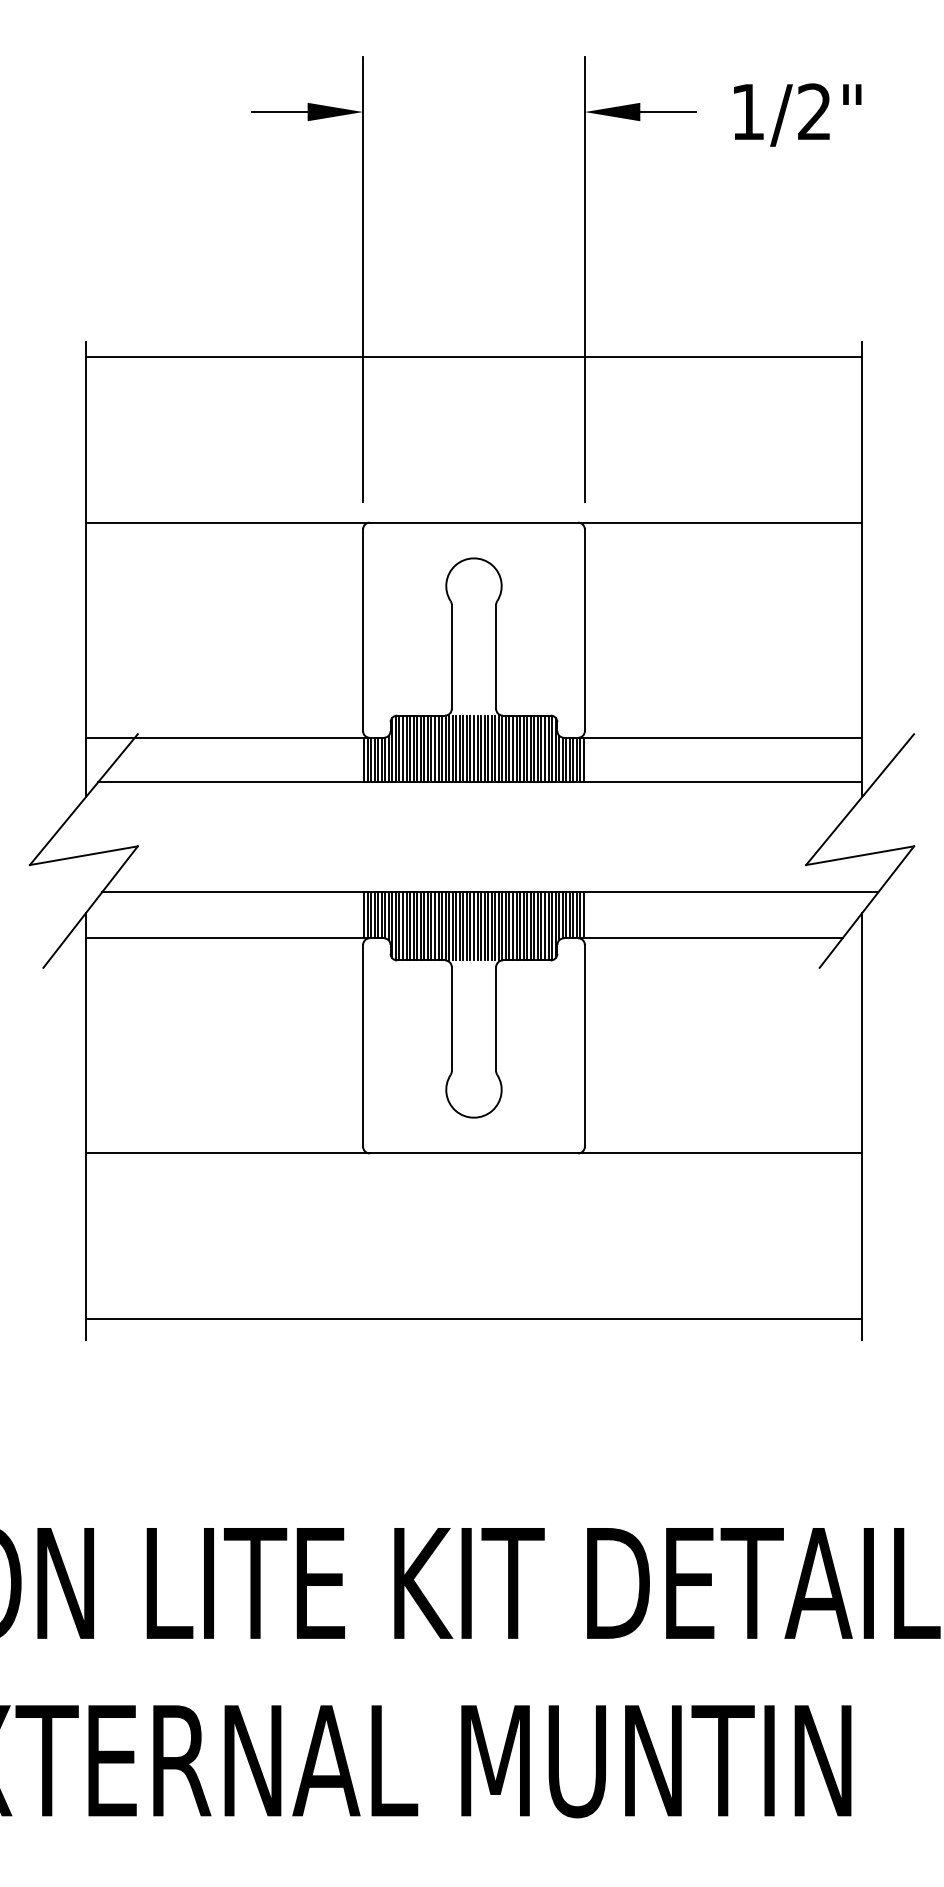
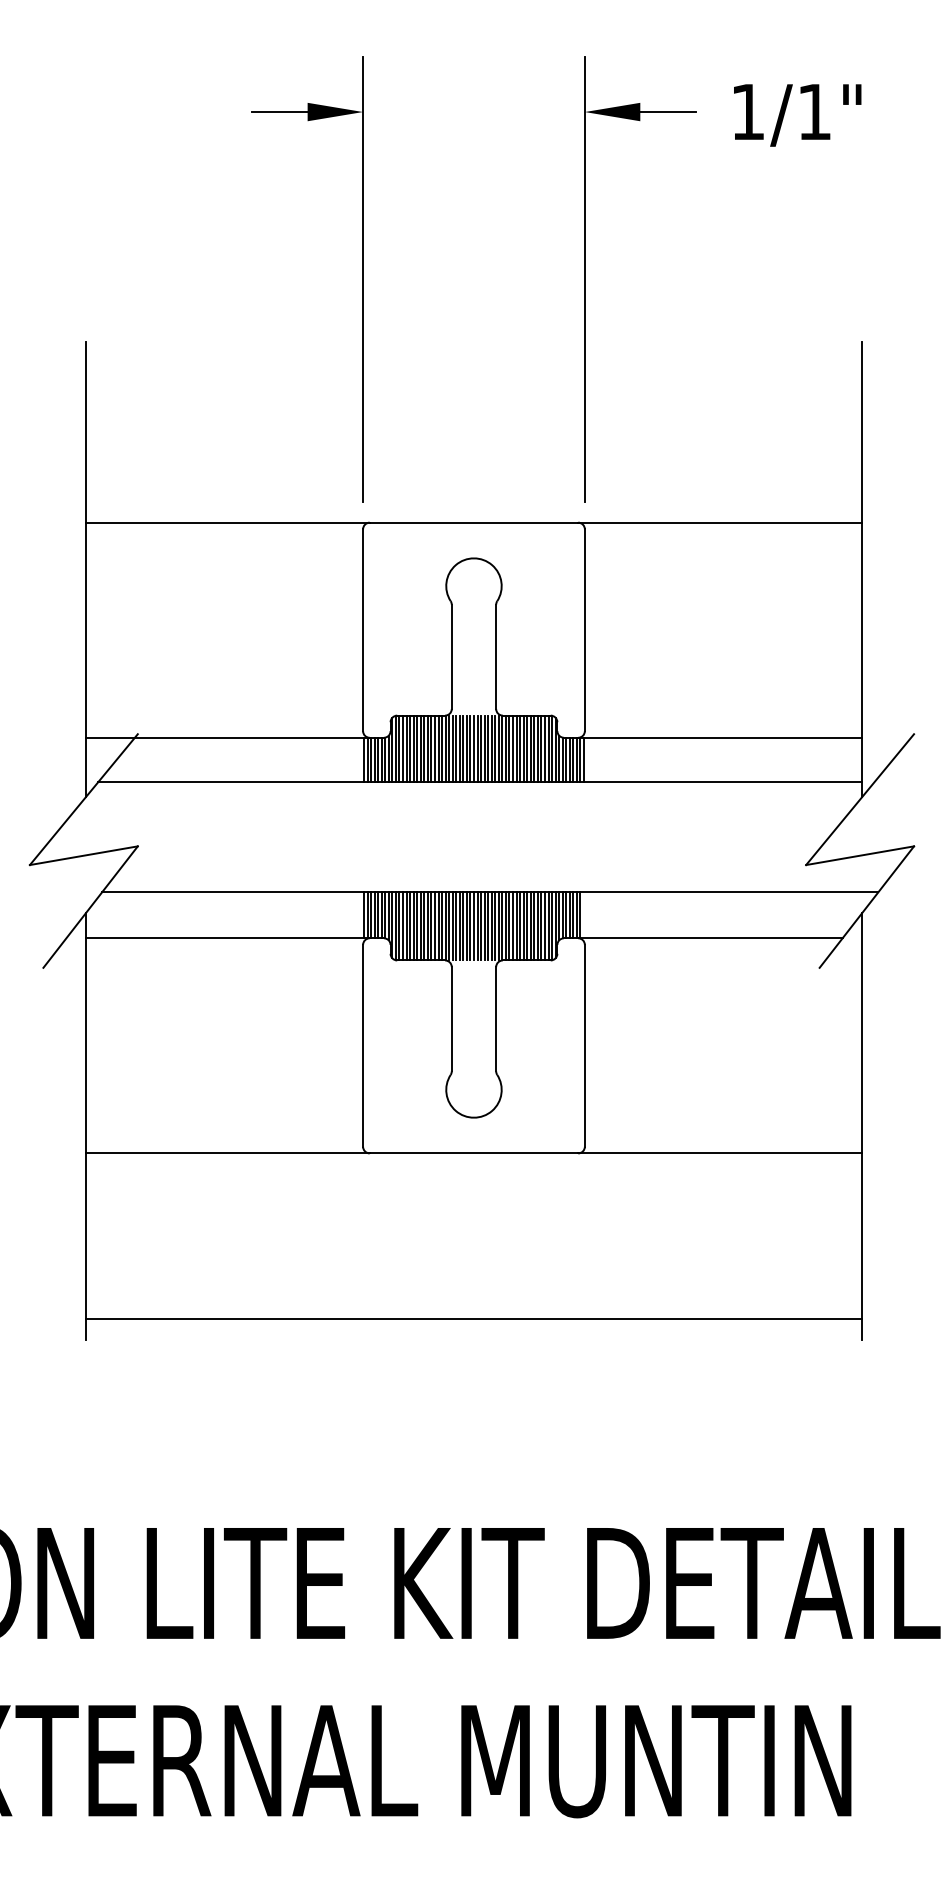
text: 1/2" -> 1/1" (814, 111)
line: present -> none (473, 356)
line: present -> none (583, 915)
